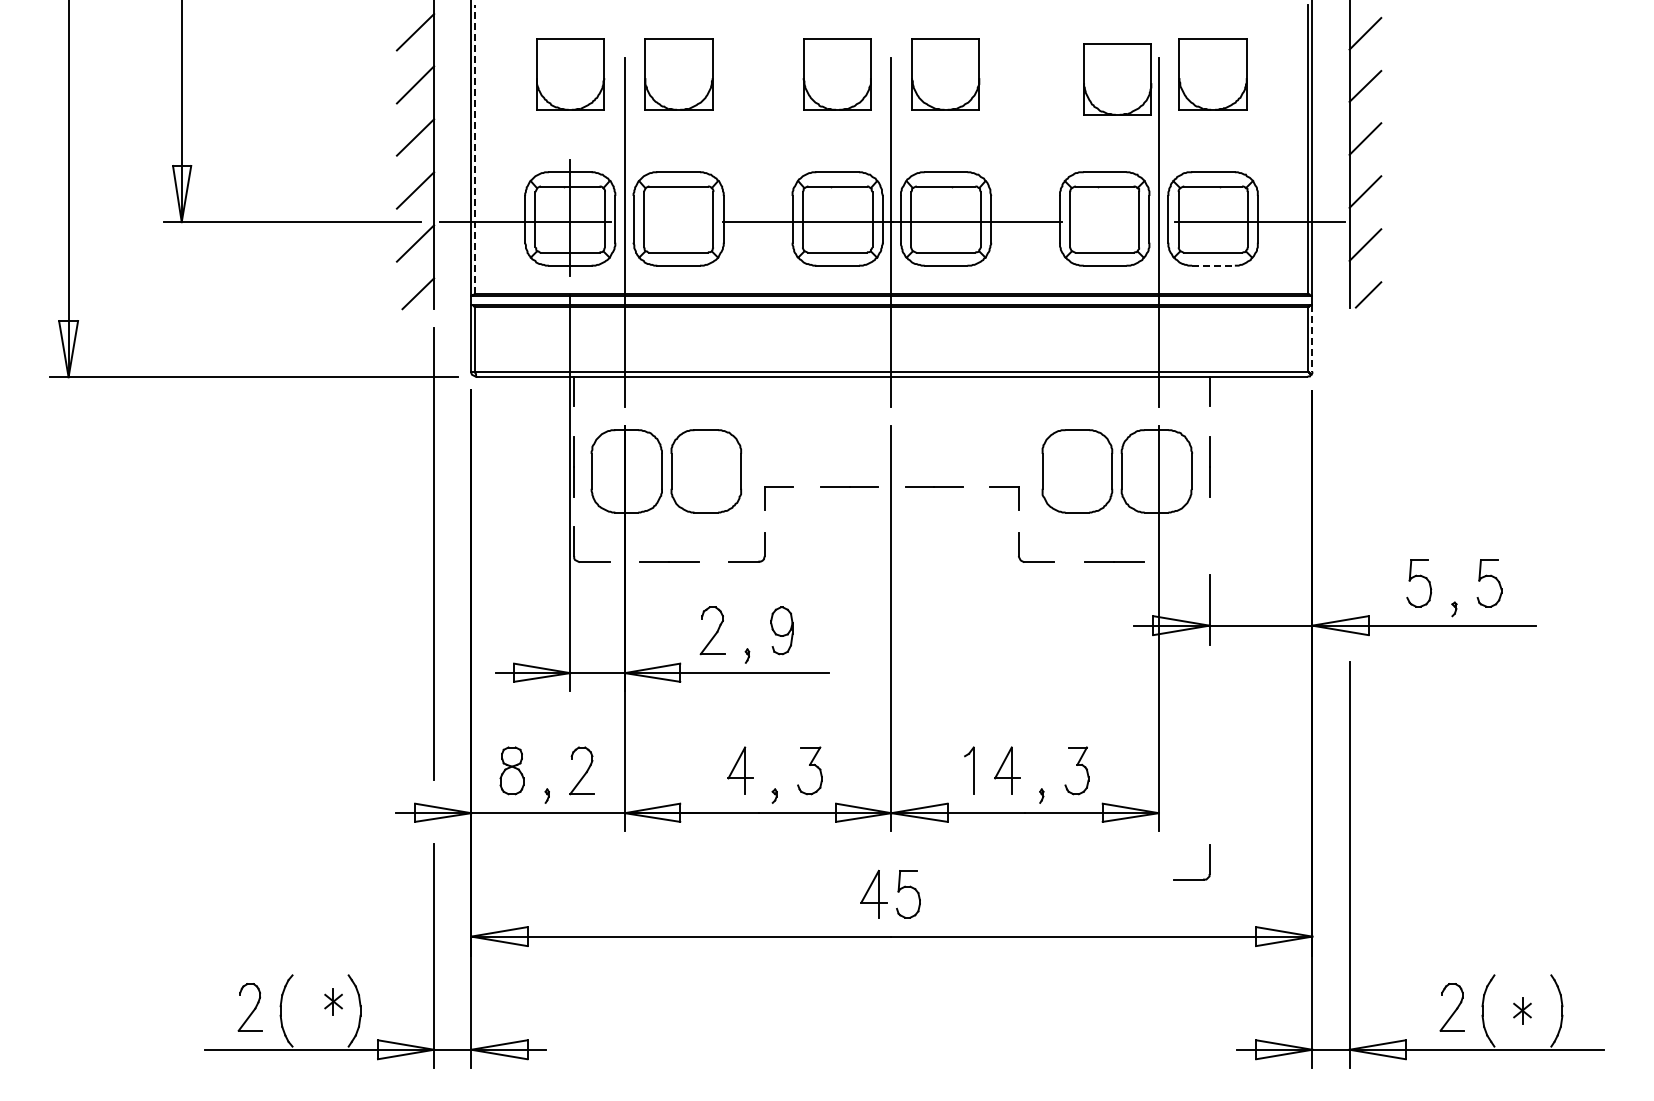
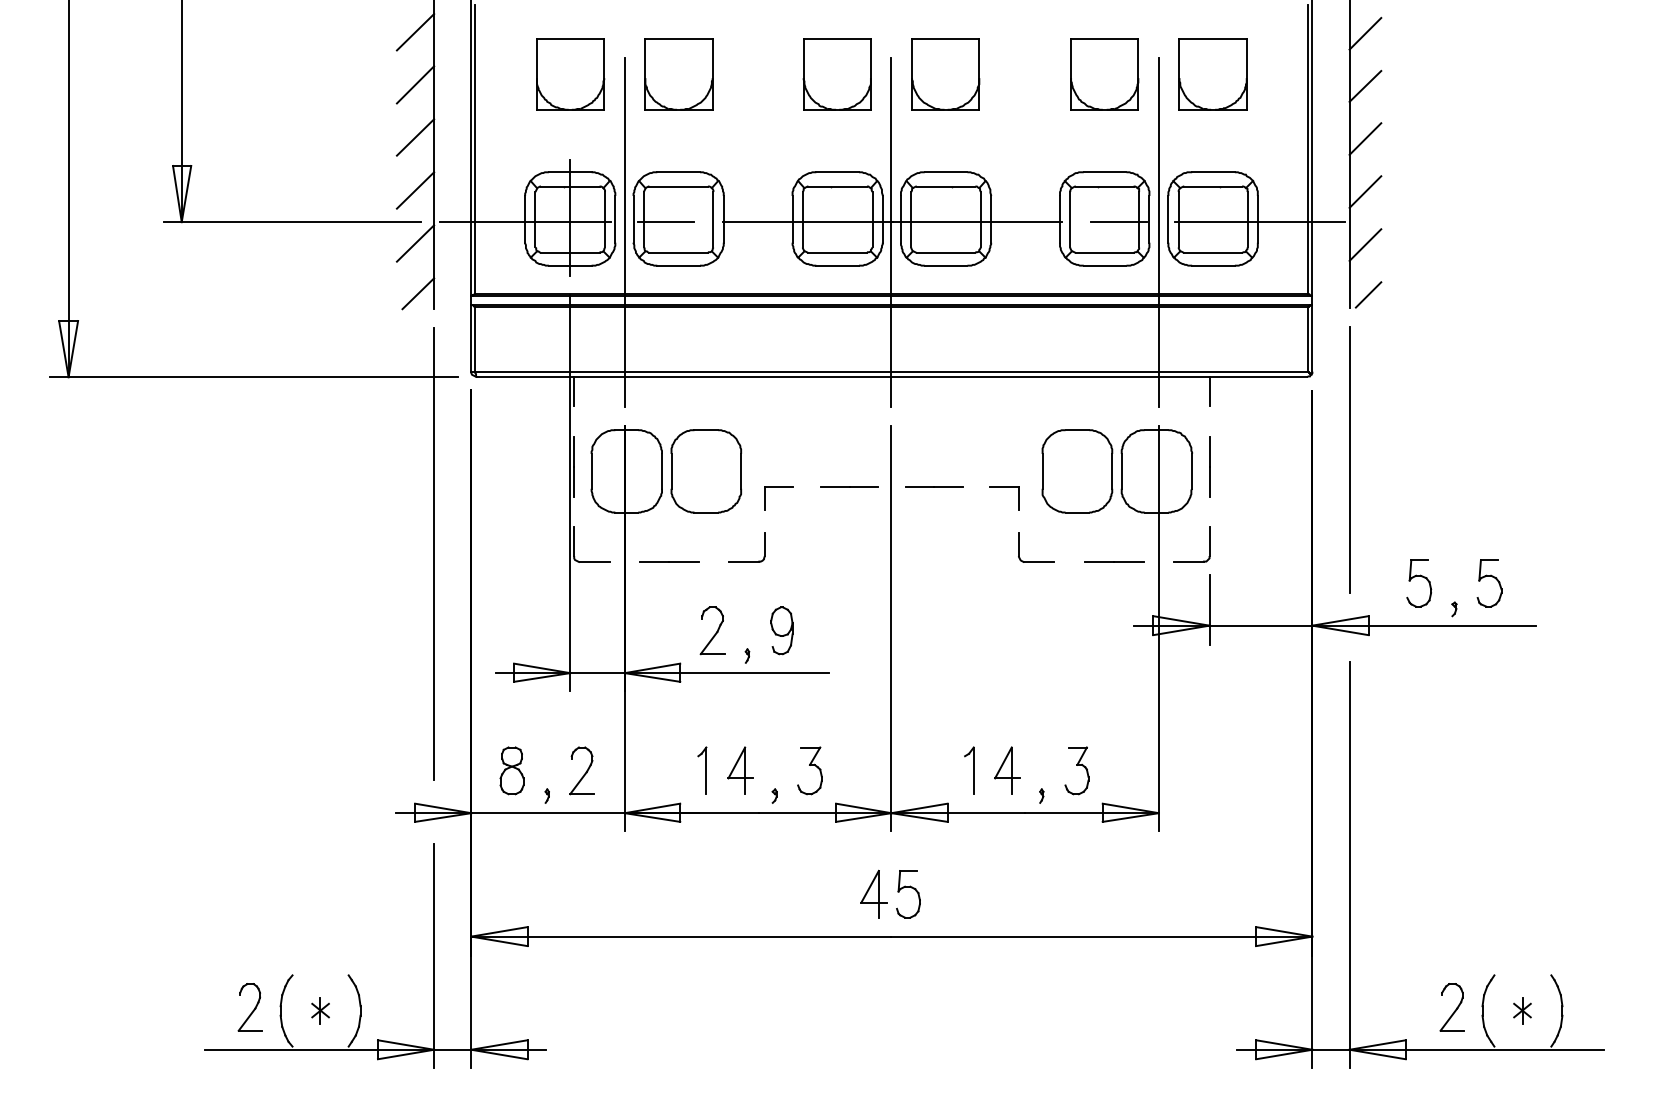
part position: (1117, 79) -> (1104, 74) (1104, 74)
line: dashed -> solid (475, 149)
line: none -> present (666, 222)
line: none -> present (1118, 222)
line: dashed -> solid (1214, 265)
line: dashed -> solid (1312, 338)
line: none -> present (1349, 459)
part: none -> present (702, 770)
part position: (1191, 879) -> (1191, 561) (1191, 561)
part position: (333, 1001) -> (320, 1010) (320, 1010)
